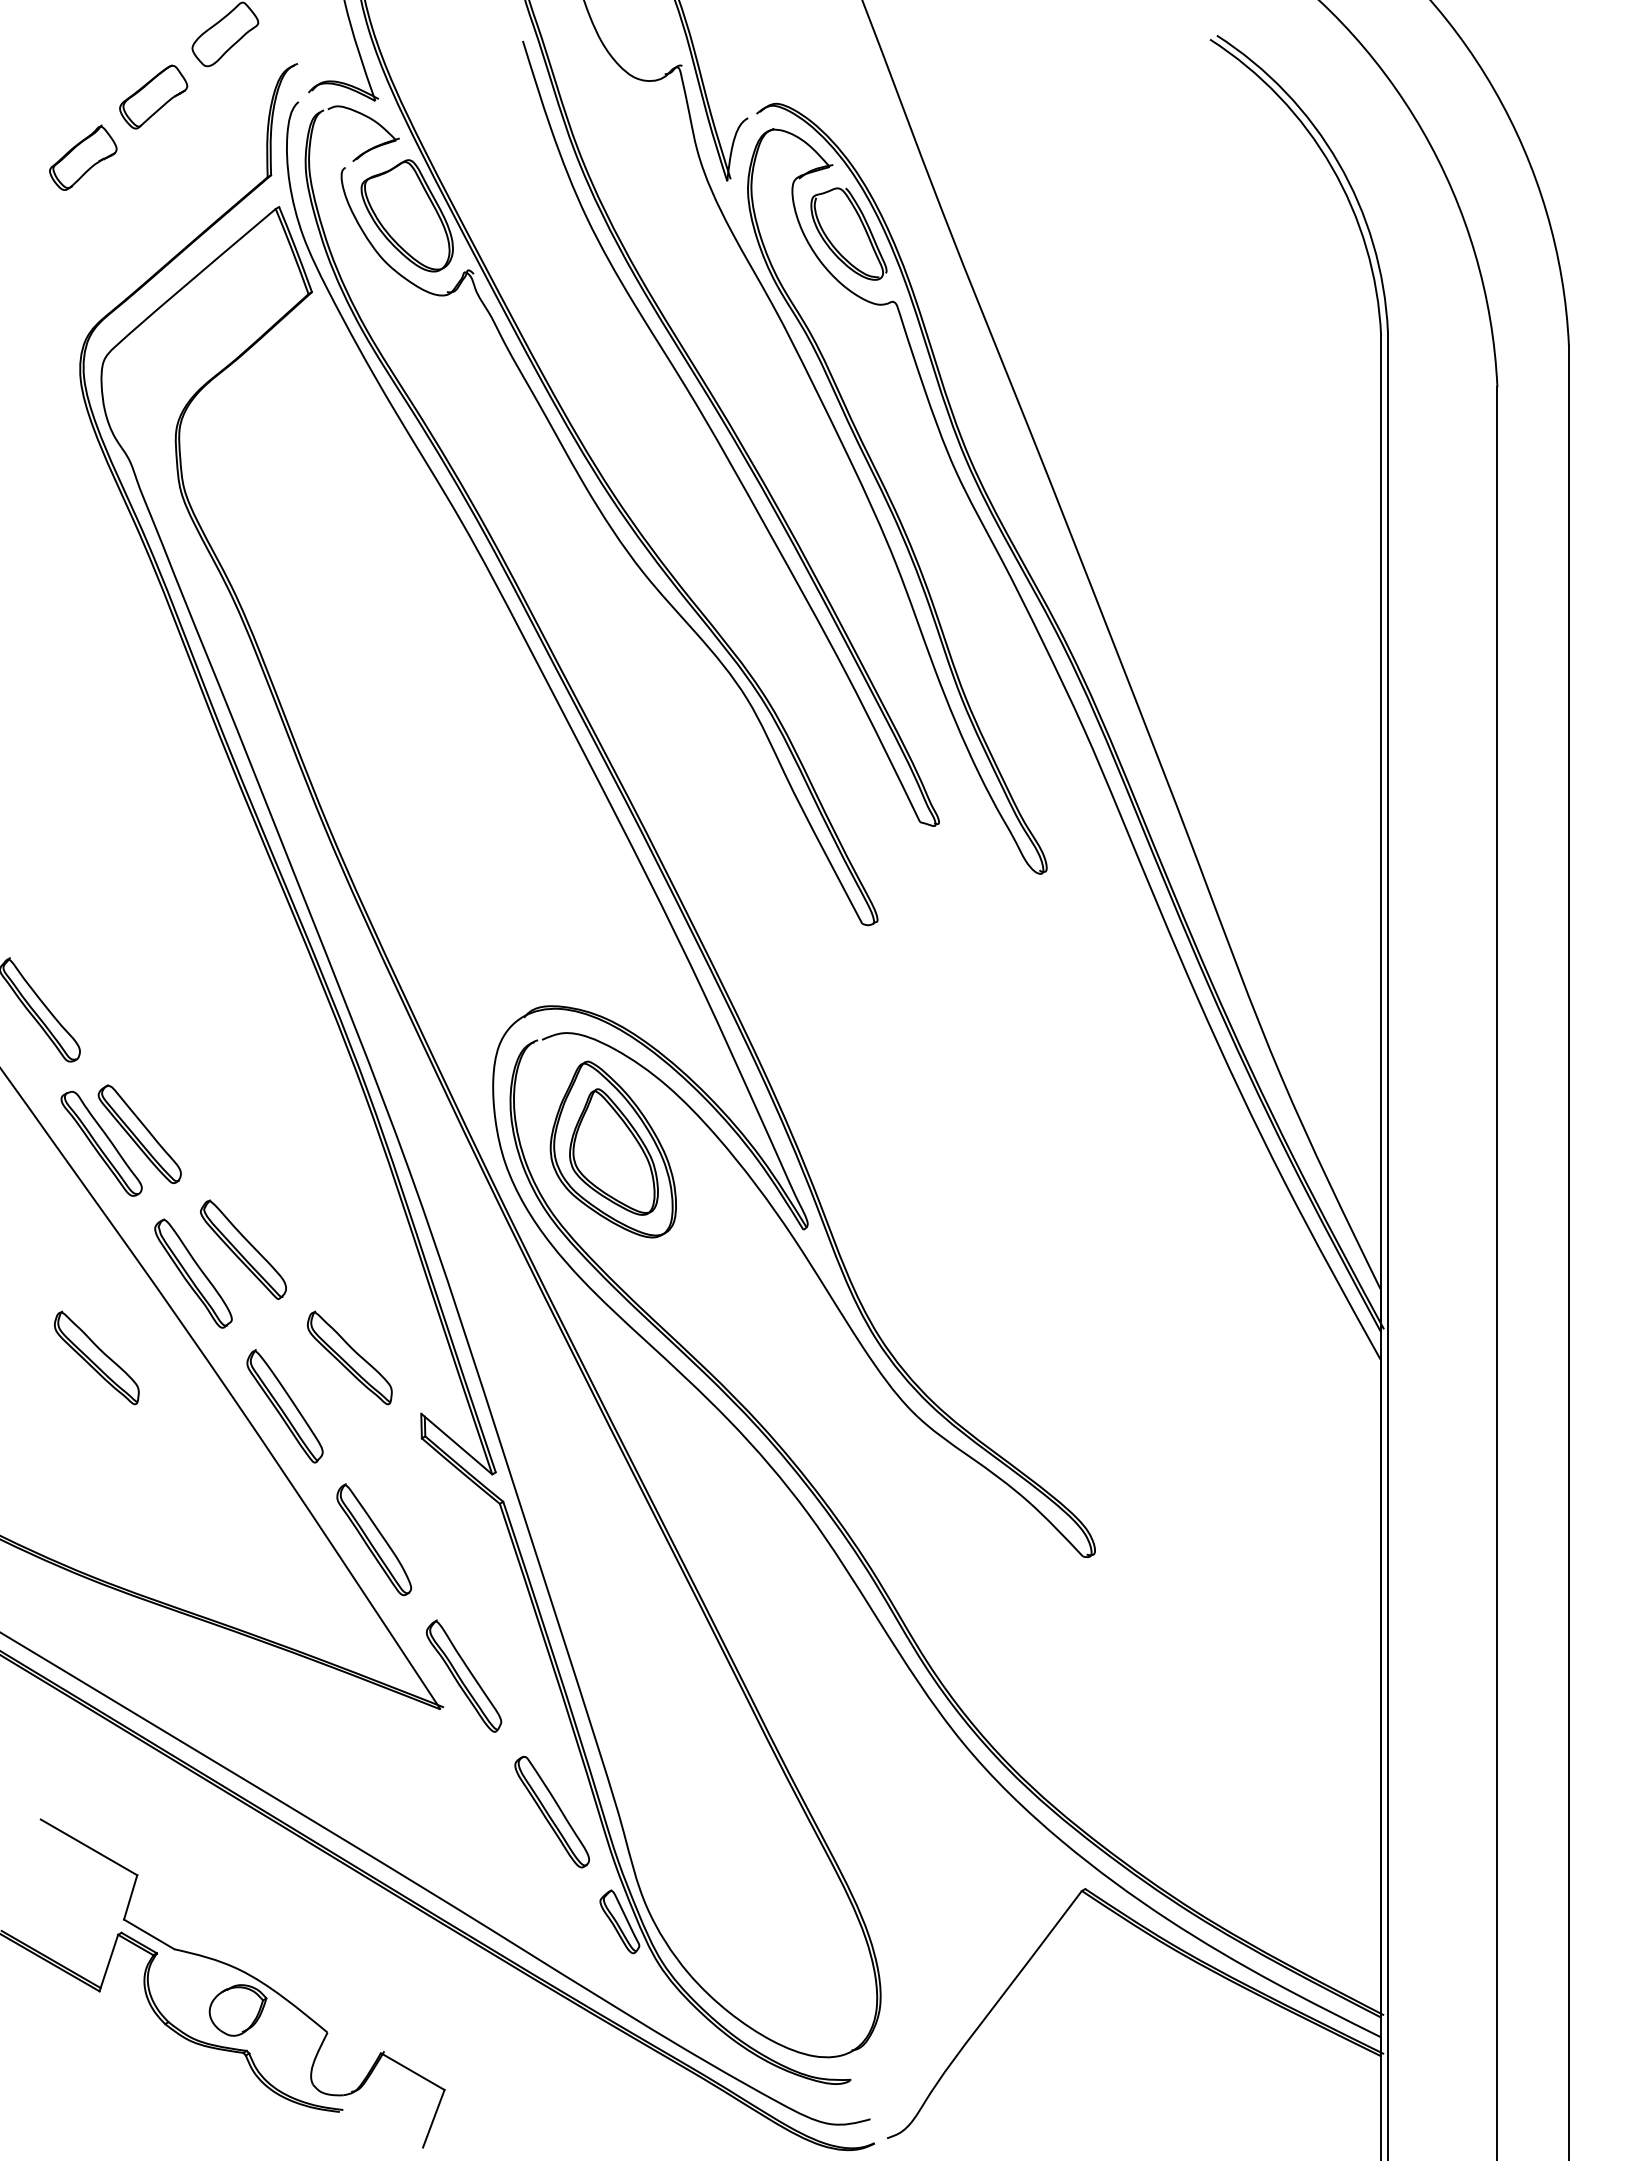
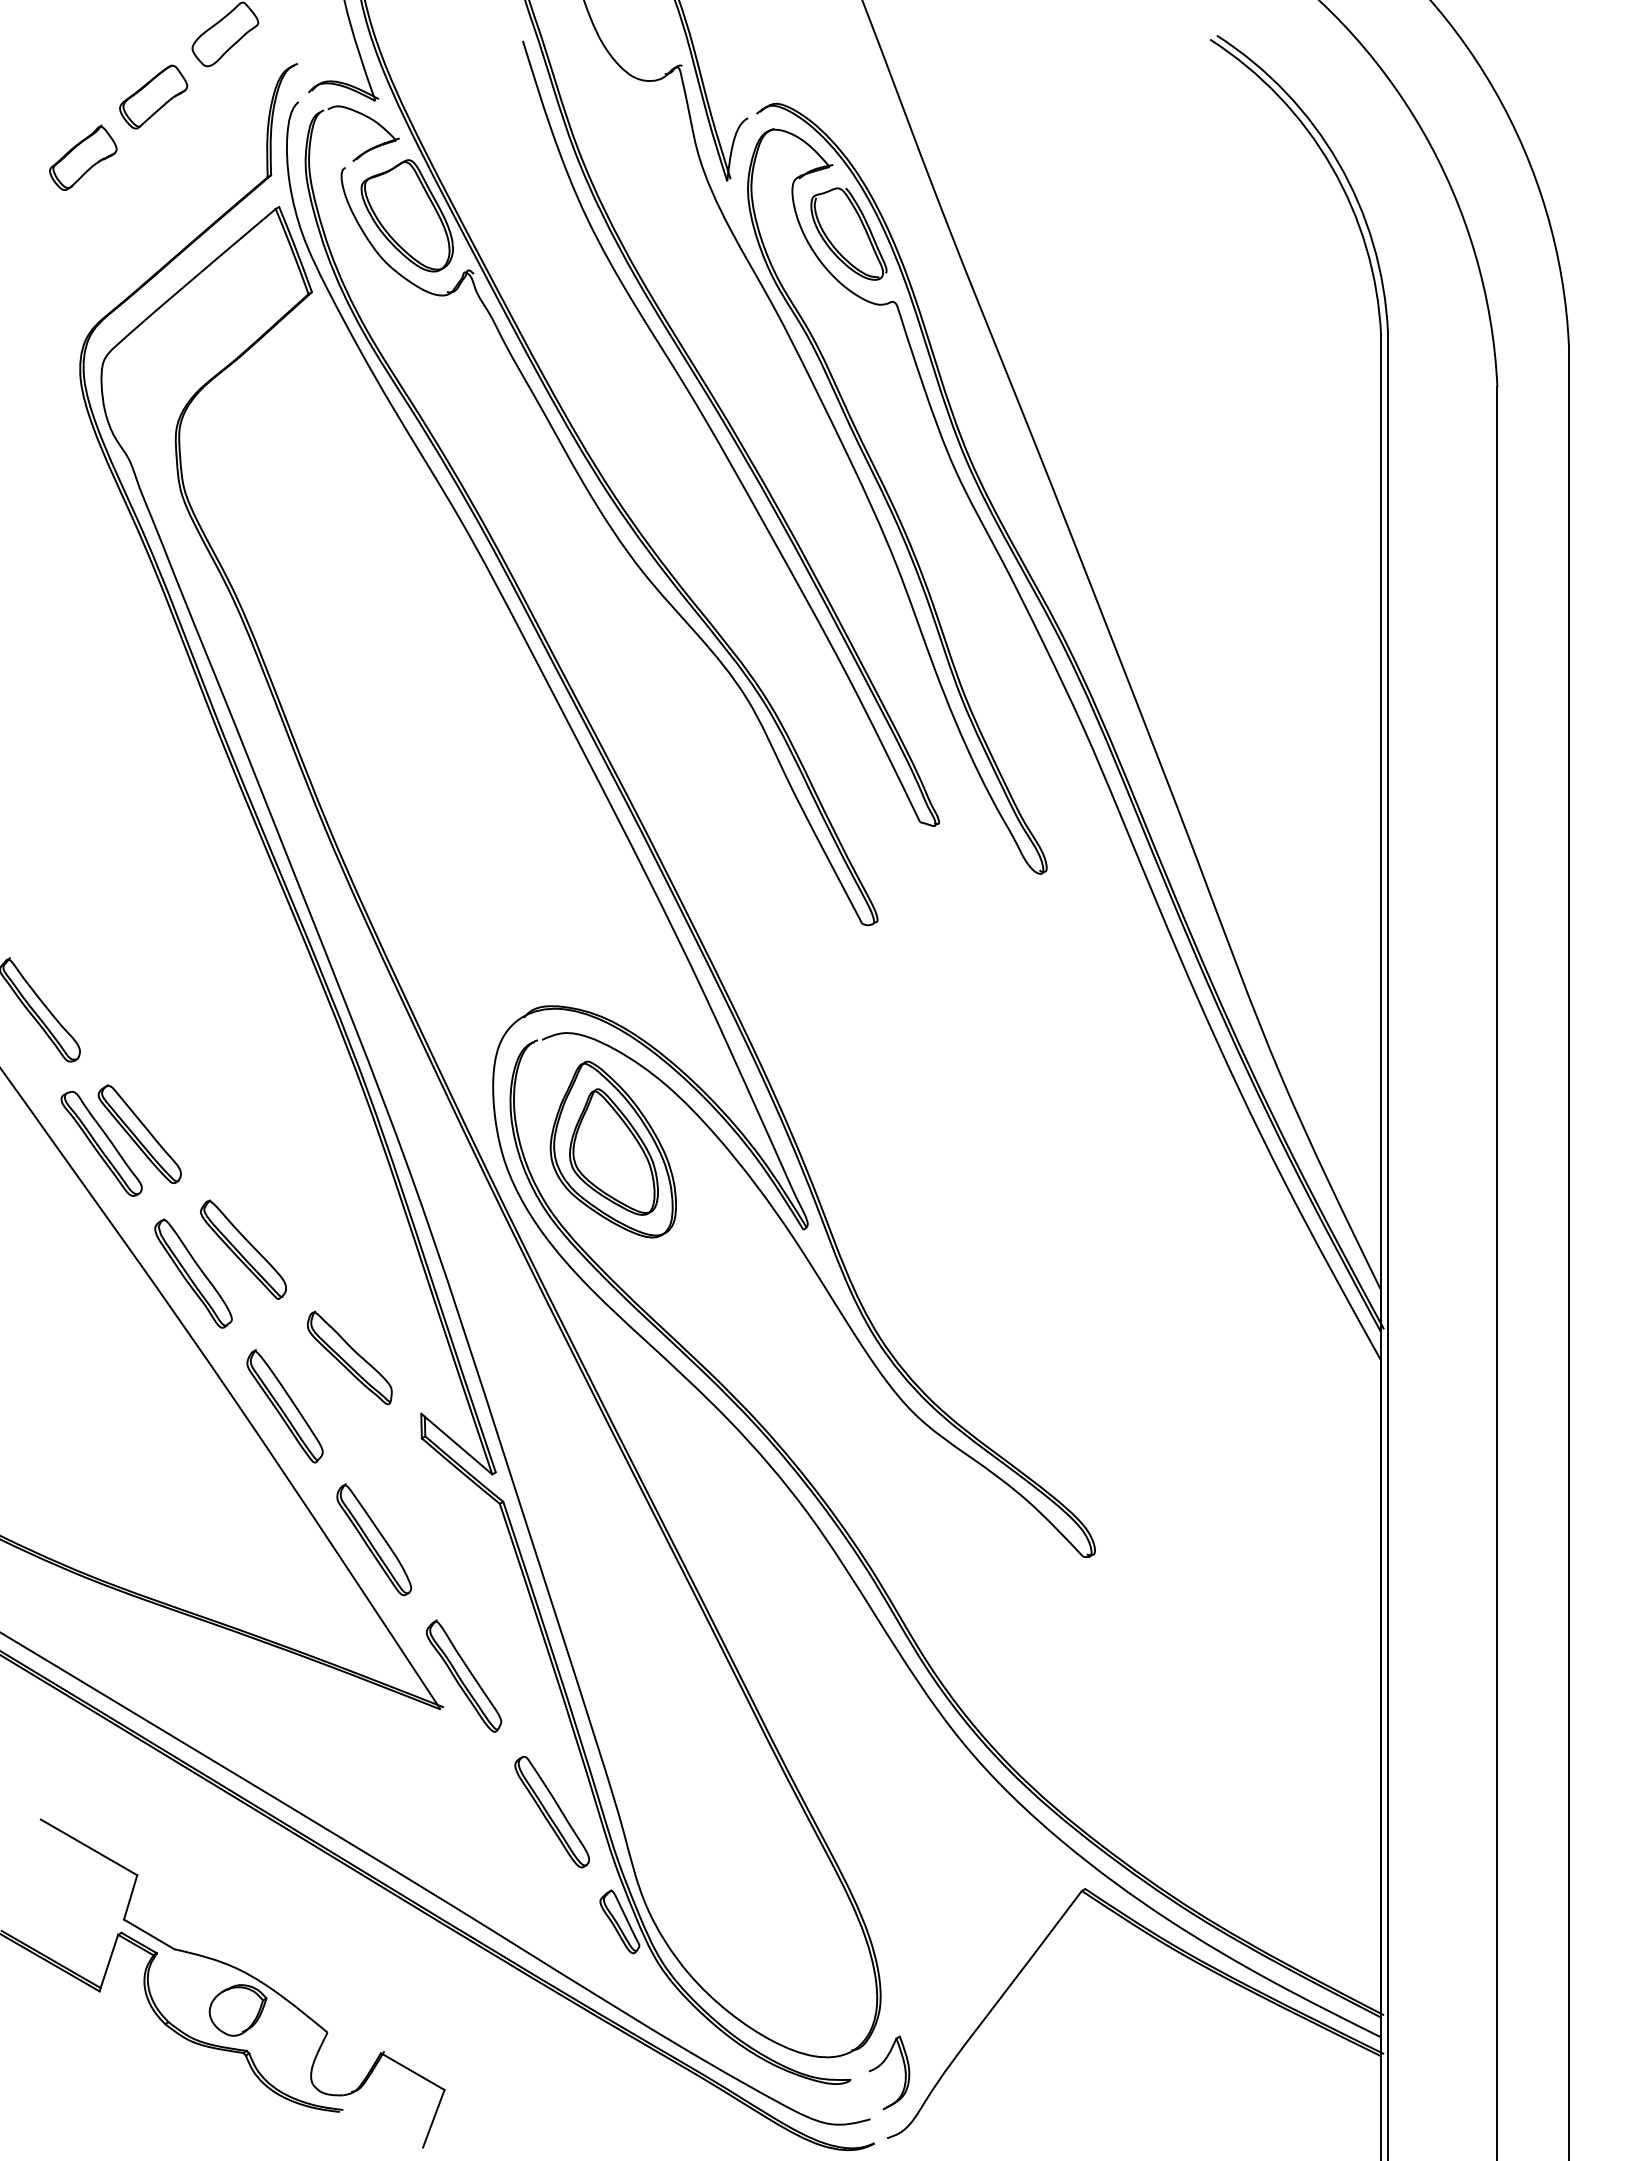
part: present -> none (96, 1357)
part: none -> present (882, 2064)
